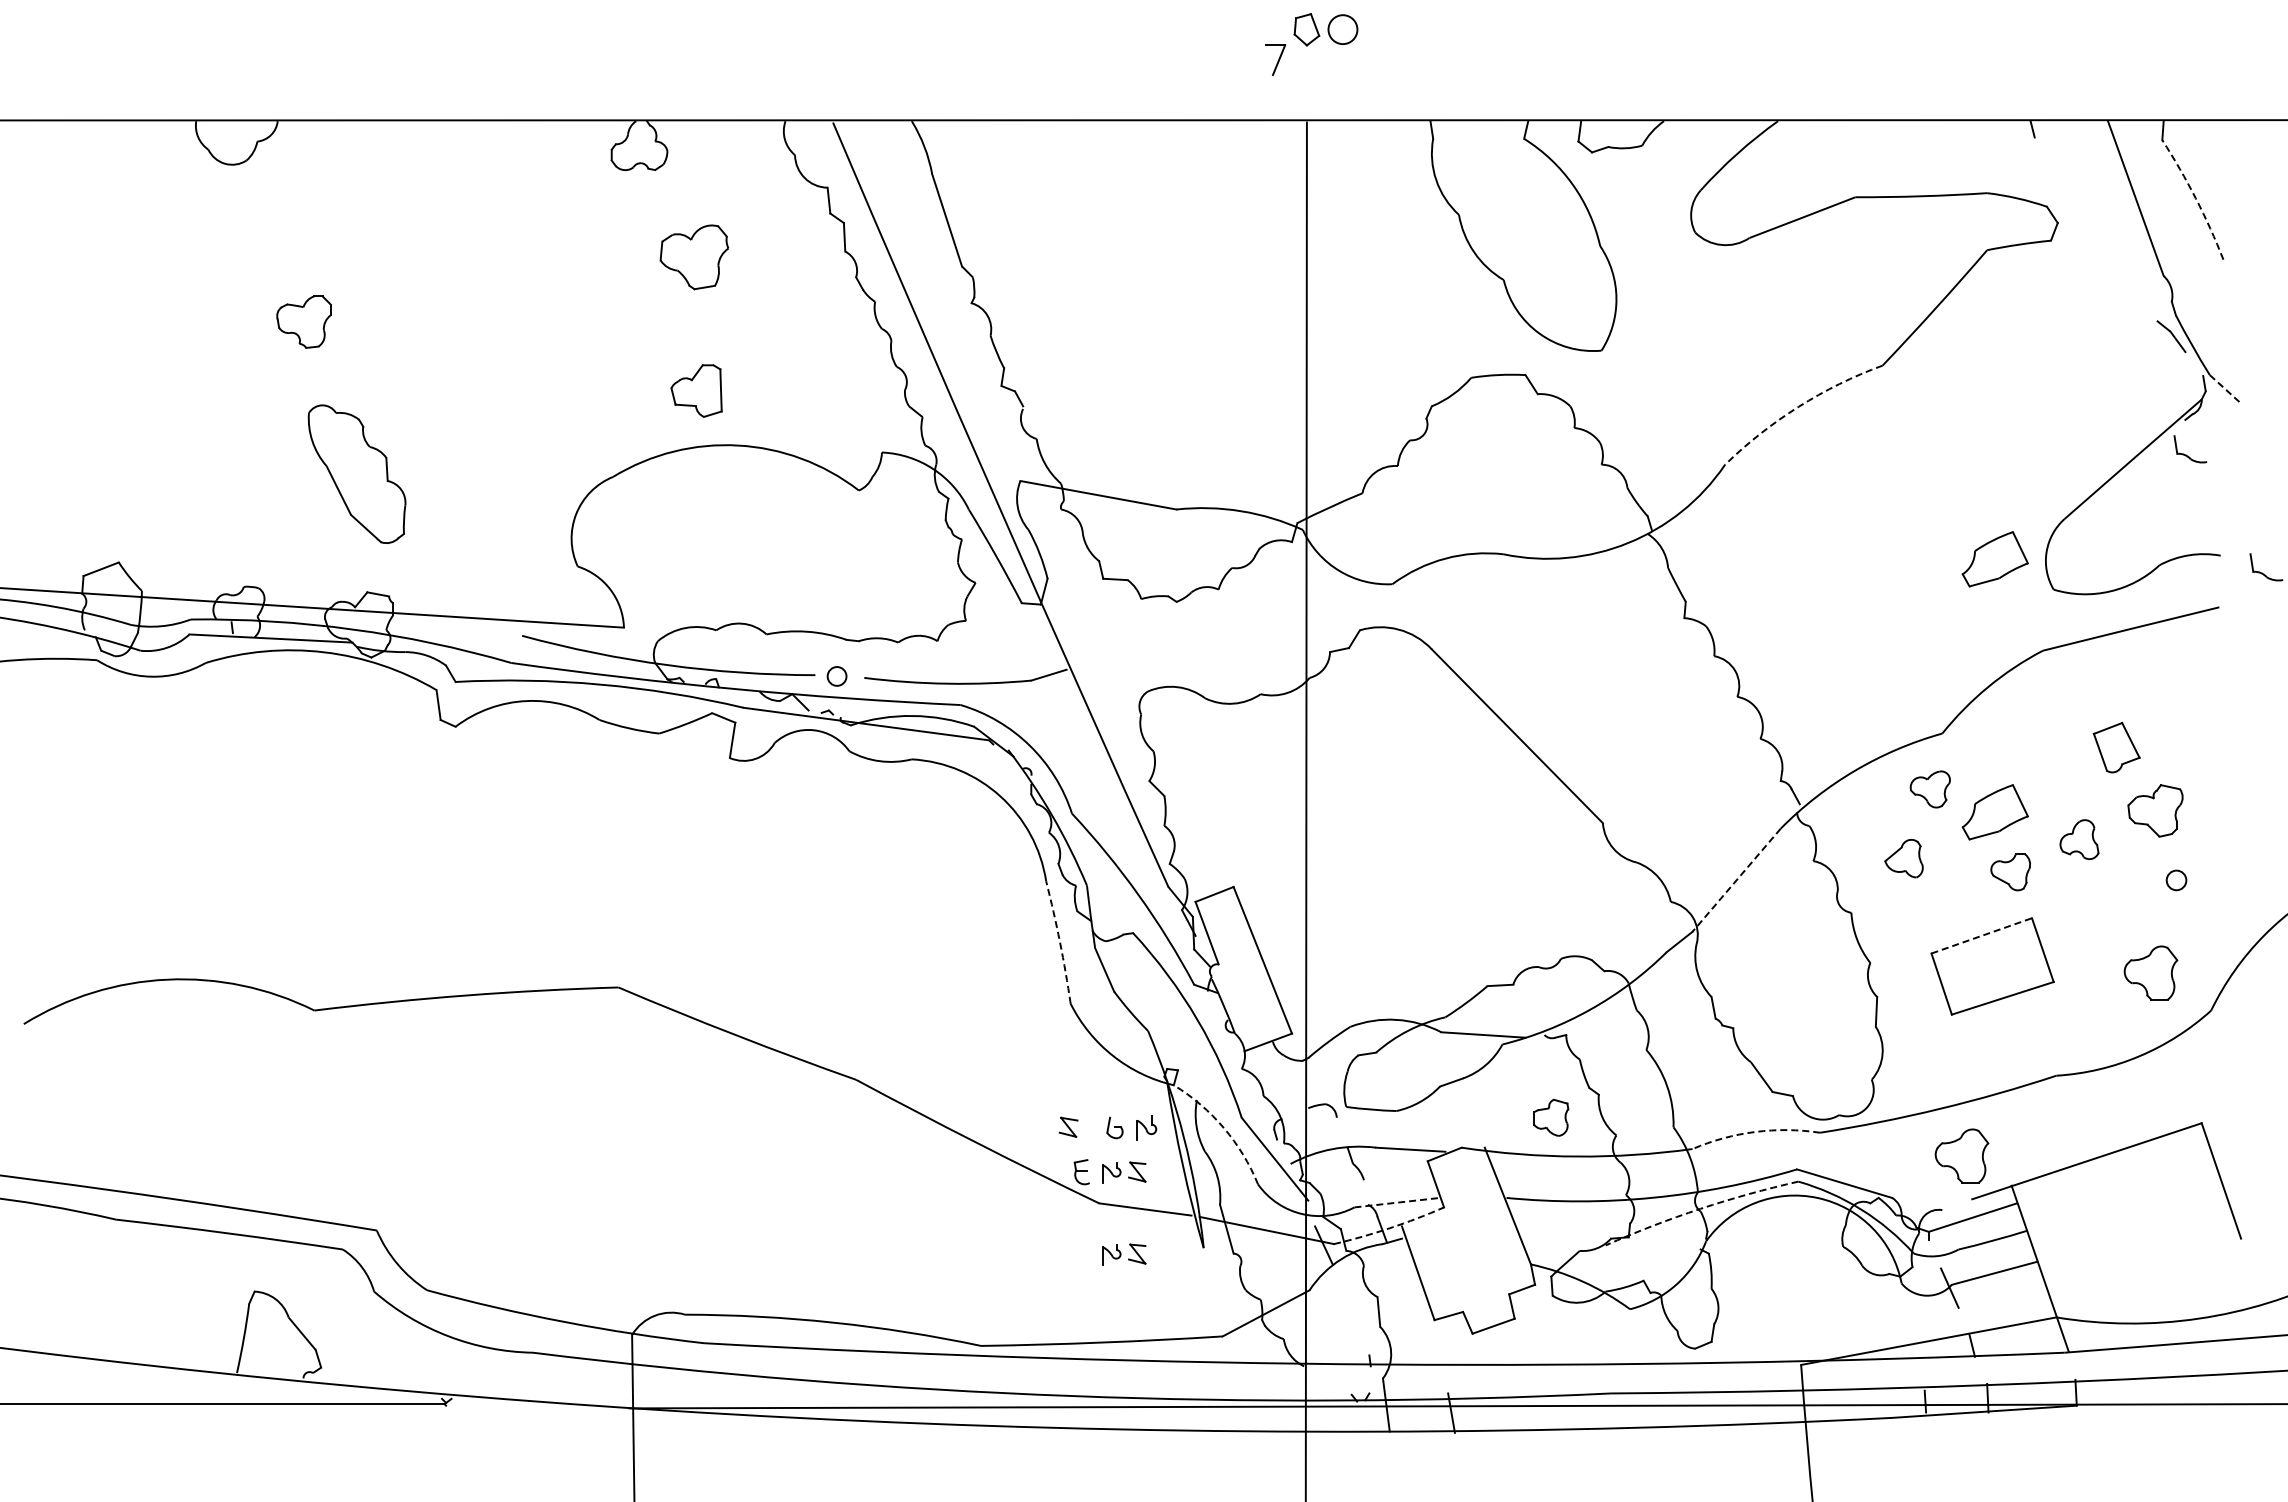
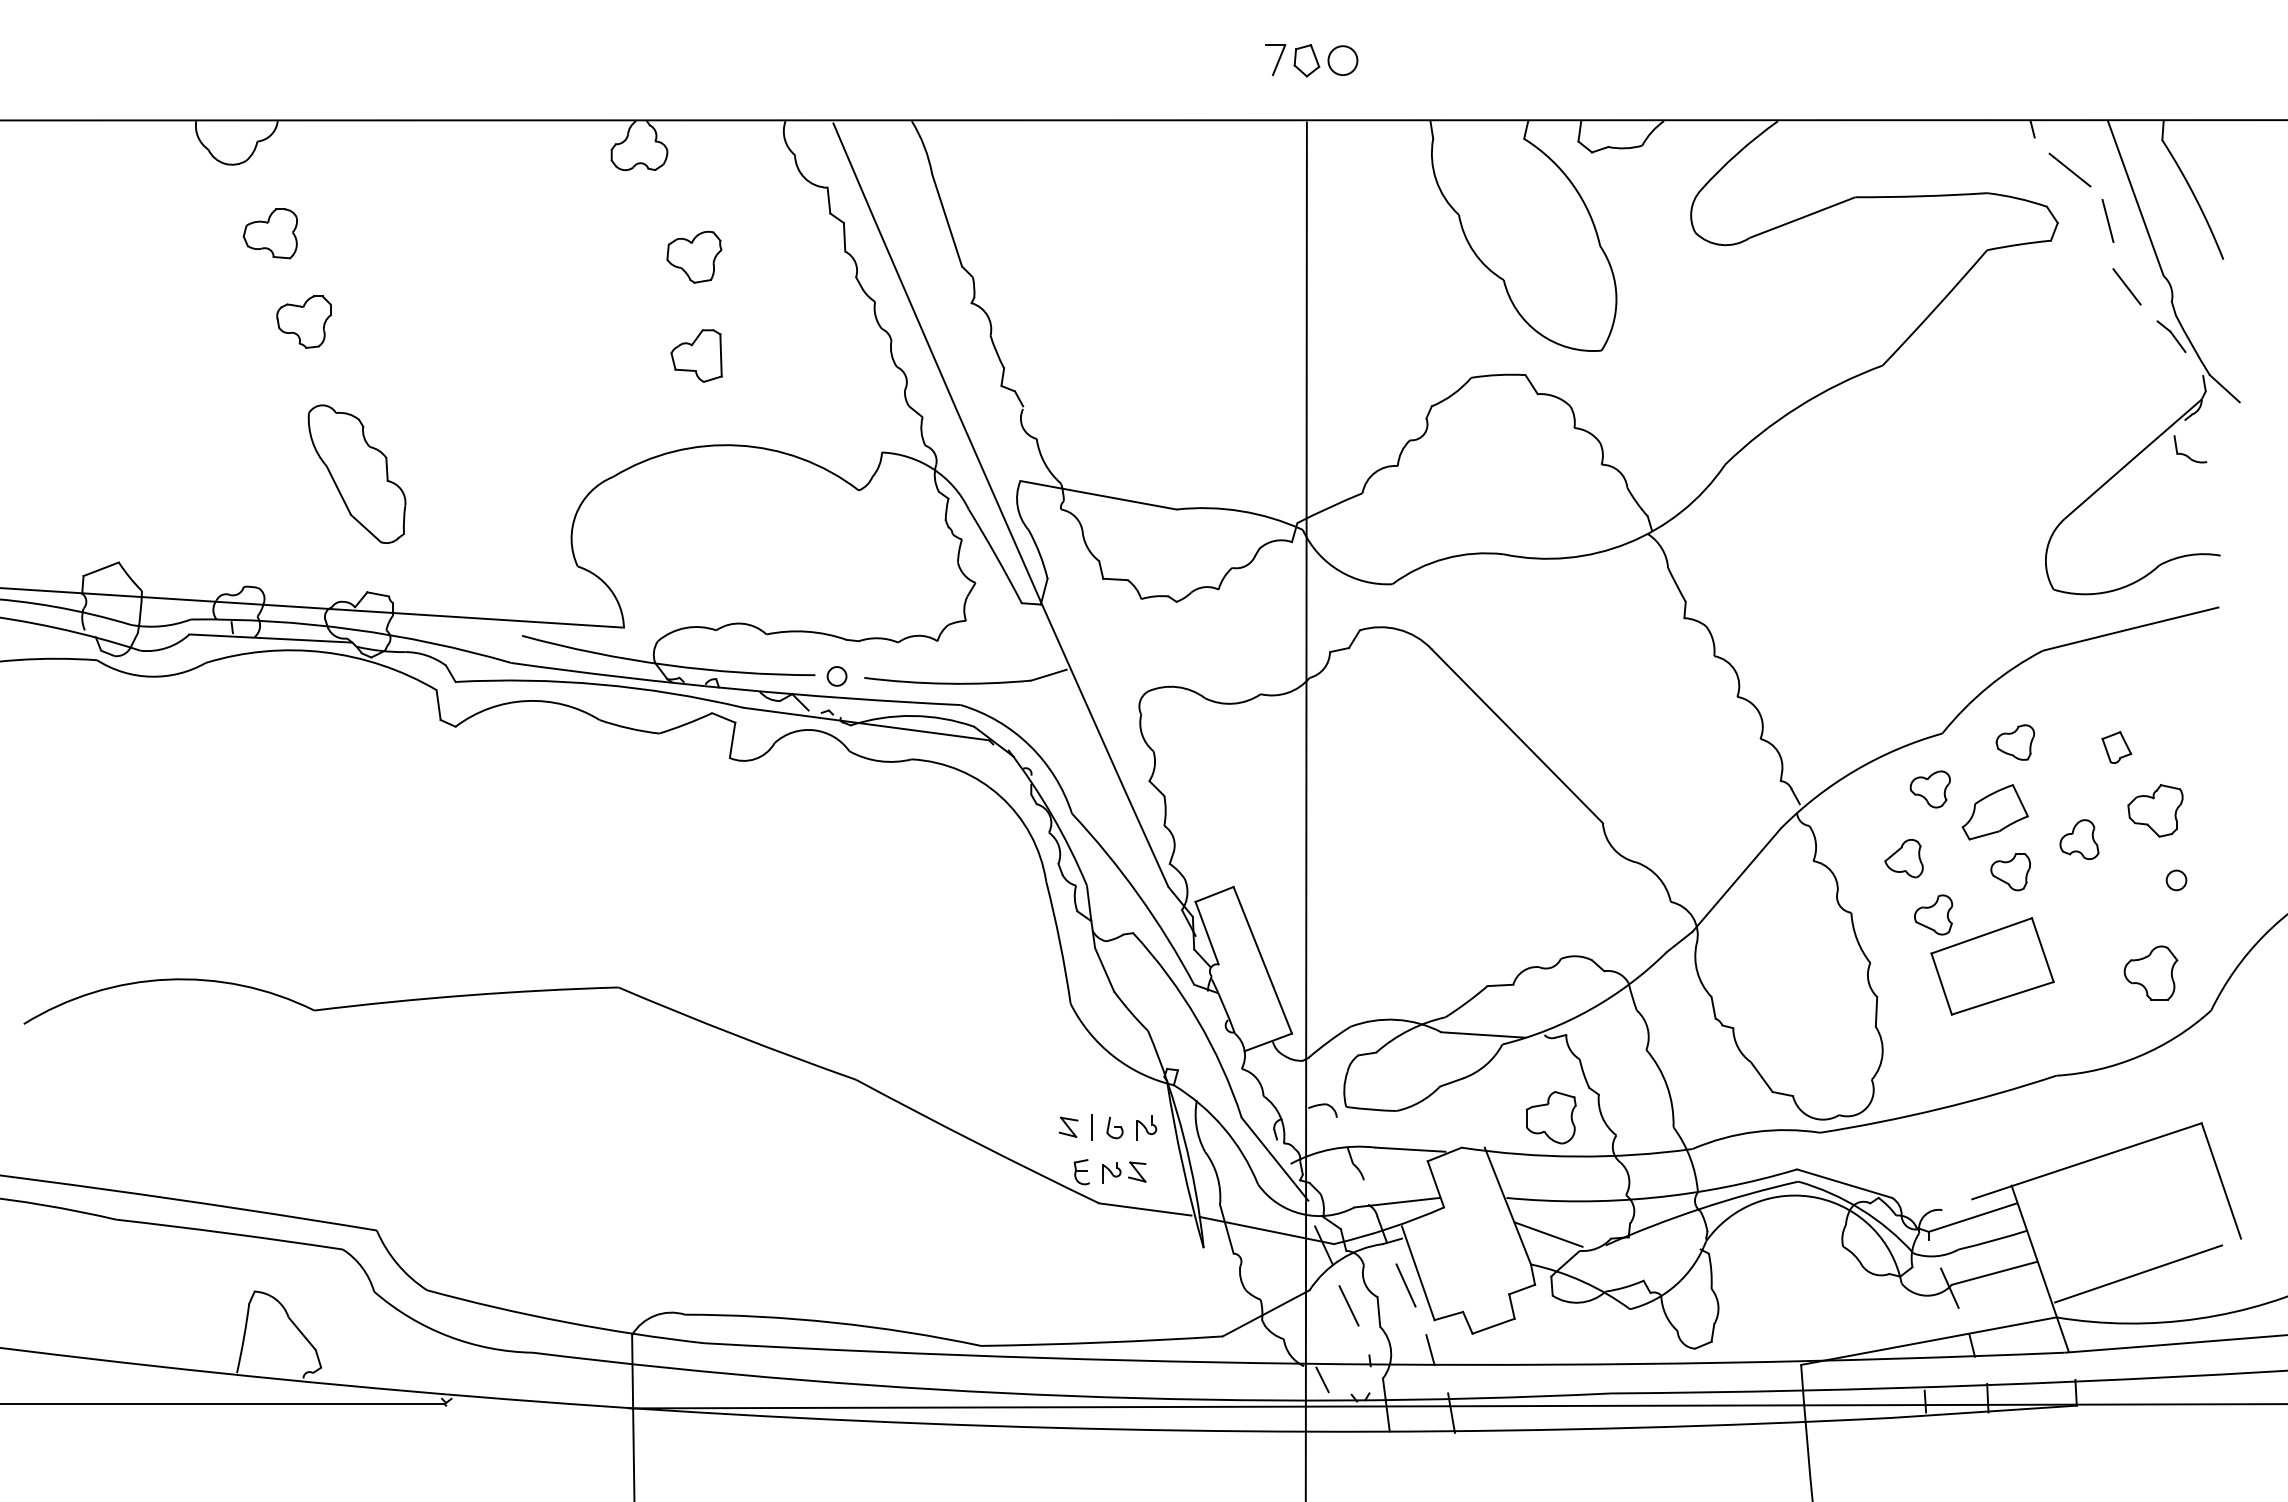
part position: (1325, 29) -> (1325, 60) (1325, 60)
line: none -> present (2069, 169)
arc: dashed -> solid (2195, 198)
line: none -> present (2107, 220)
part: none -> present (269, 233)
part size: 71x67 px -> 57x54 px (694, 256)
line: none -> present (2126, 286)
line: dashed -> solid (2225, 389)
part position: (696, 390) -> (696, 355) (696, 355)
arc: dashed -> solid (1798, 406)
part: present -> none (1994, 559)
part: present -> none (2262, 572)
part: none -> present (2015, 742)
part size: 49x53 px -> 32x33 px (2116, 747)
line: dashed -> solid (1736, 880)
part: none -> present (1933, 914)
line: dashed -> solid (1982, 935)
arc: dashed -> solid (1060, 942)
part size: 37x39 px -> 52x54 px (1550, 1117)
line: none -> present (1092, 1127)
arc: dashed -> solid (1223, 1128)
arc: dashed -> solid (1755, 1131)
part: present -> none (1961, 1155)
line: dashed -> solid (1397, 1202)
arc: dashed -> solid (1700, 1208)
arc: dashed -> solid (1389, 1228)
line: none -> present (1548, 1234)
part: present -> none (1124, 1254)
line: none -> present (2138, 1273)
line: none -> present (1405, 1285)
line: none -> present (1348, 1305)
line: none -> present (1430, 1349)
line: none -> present (1322, 1379)
